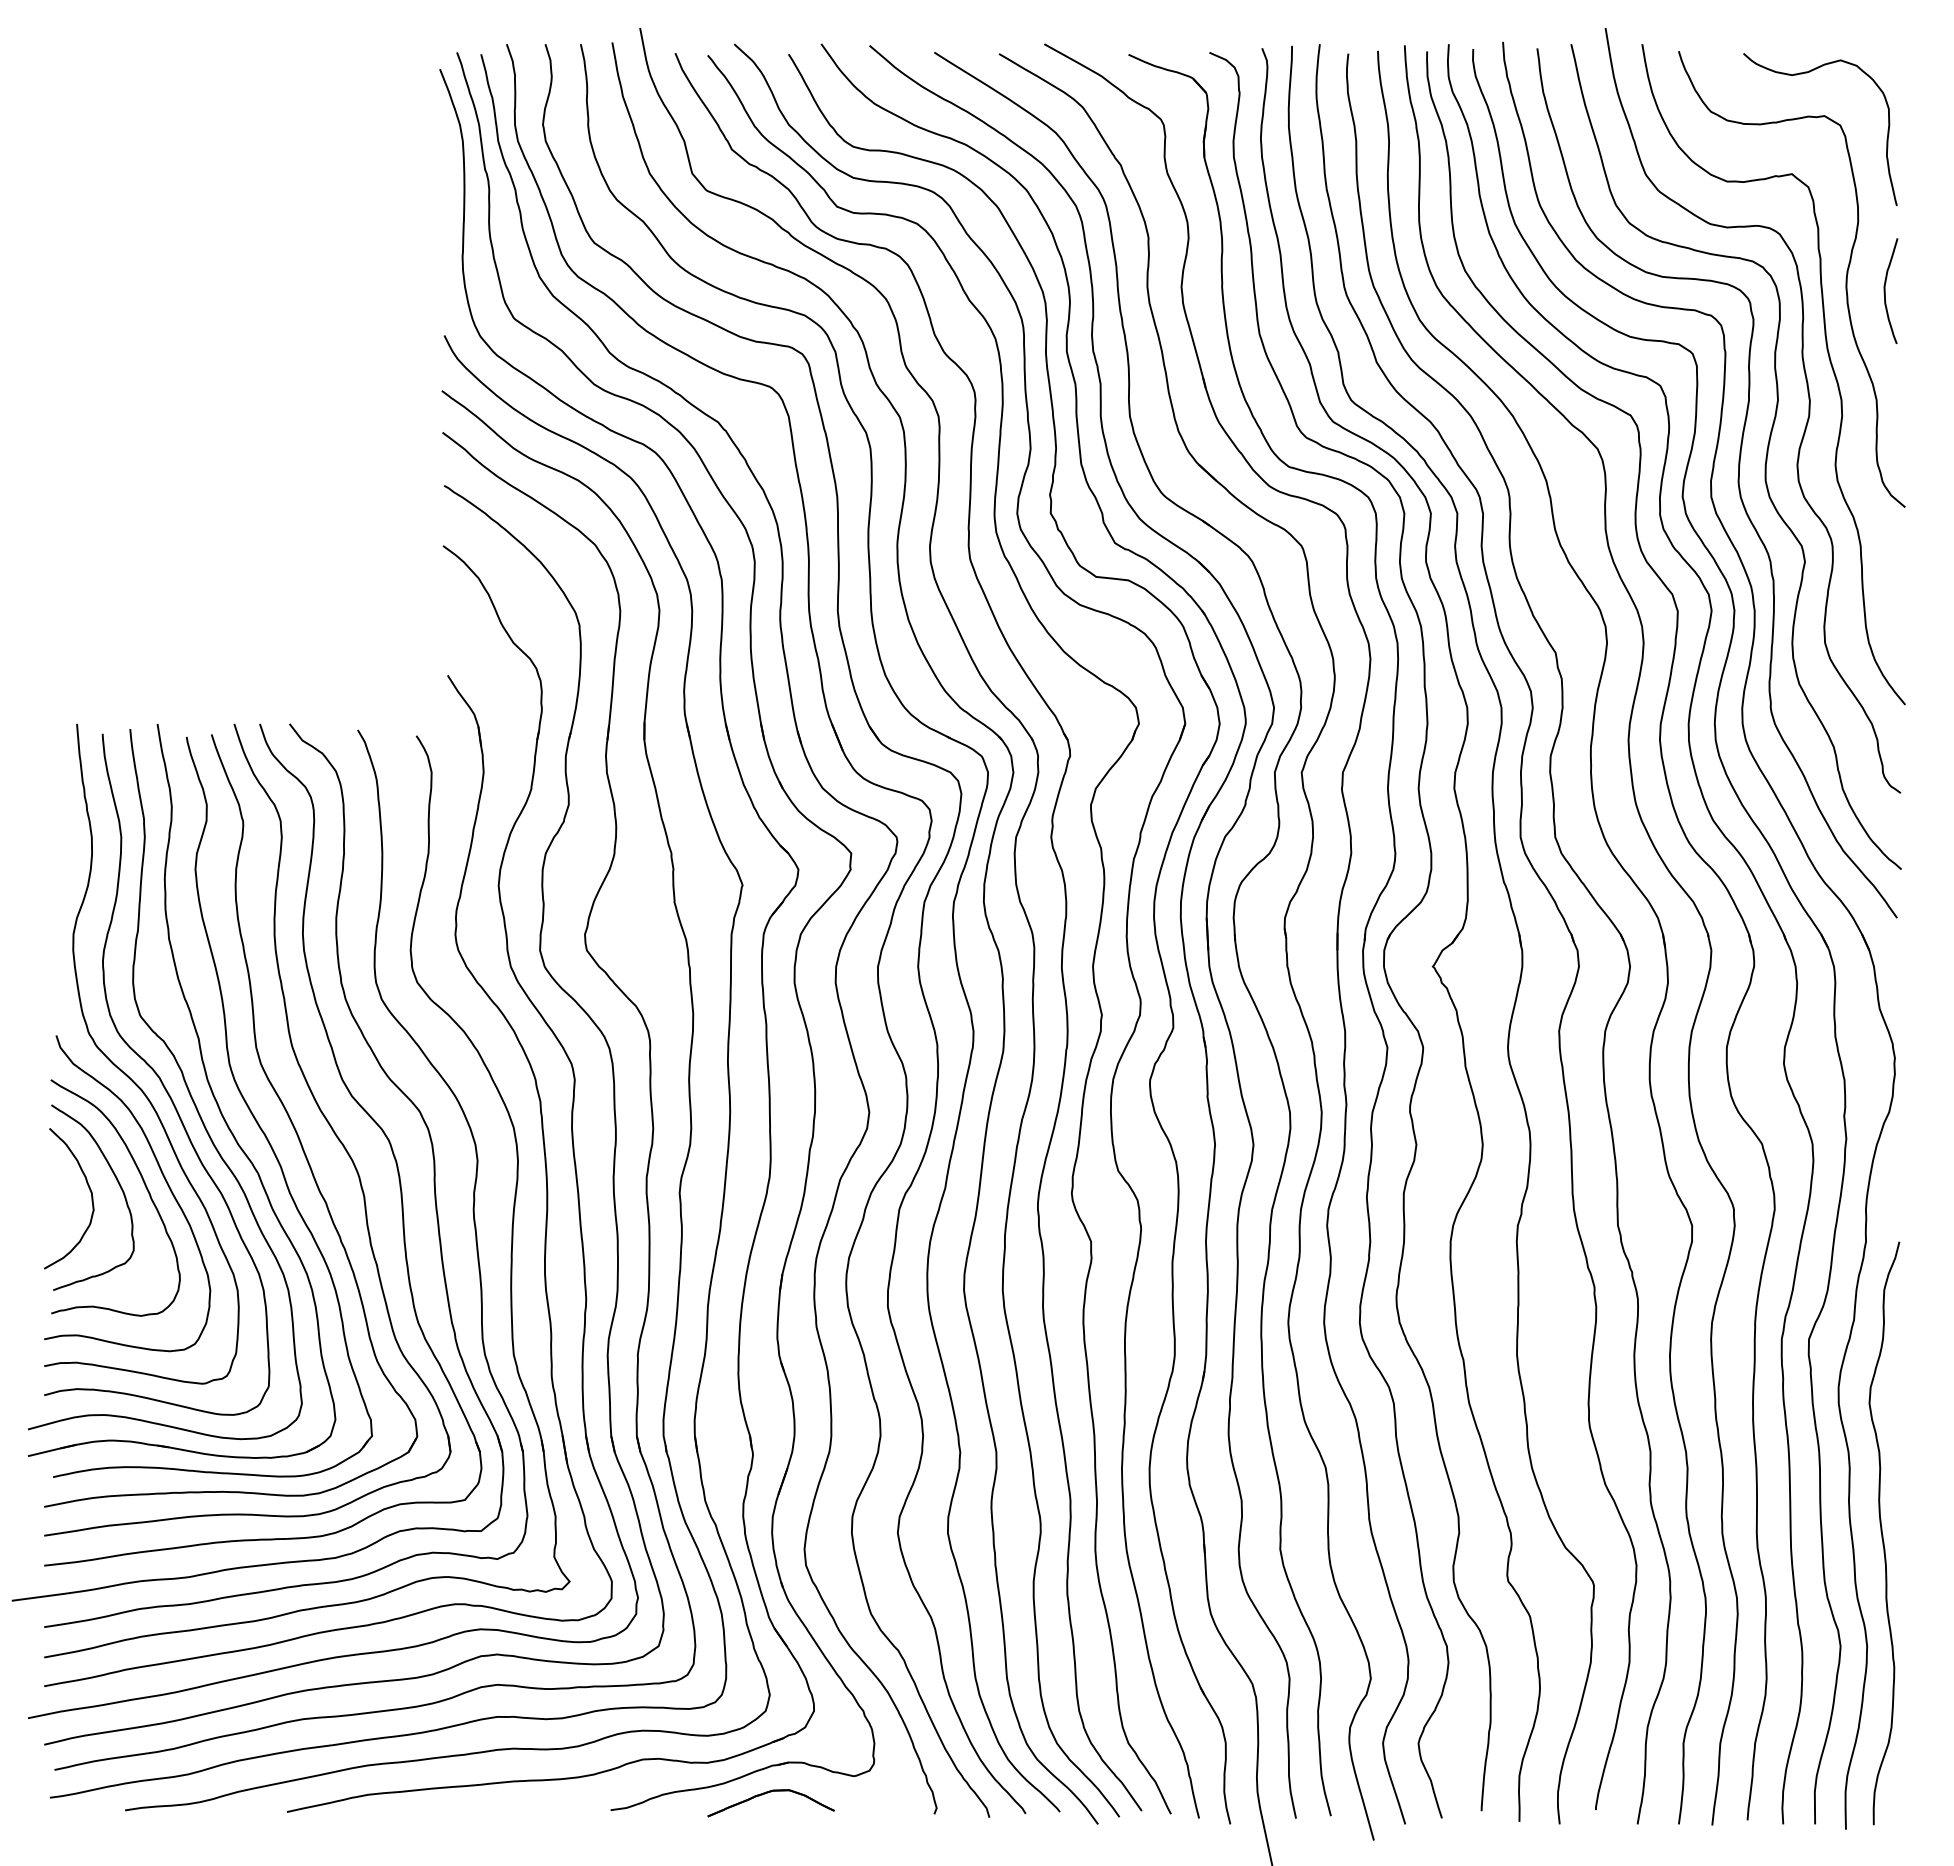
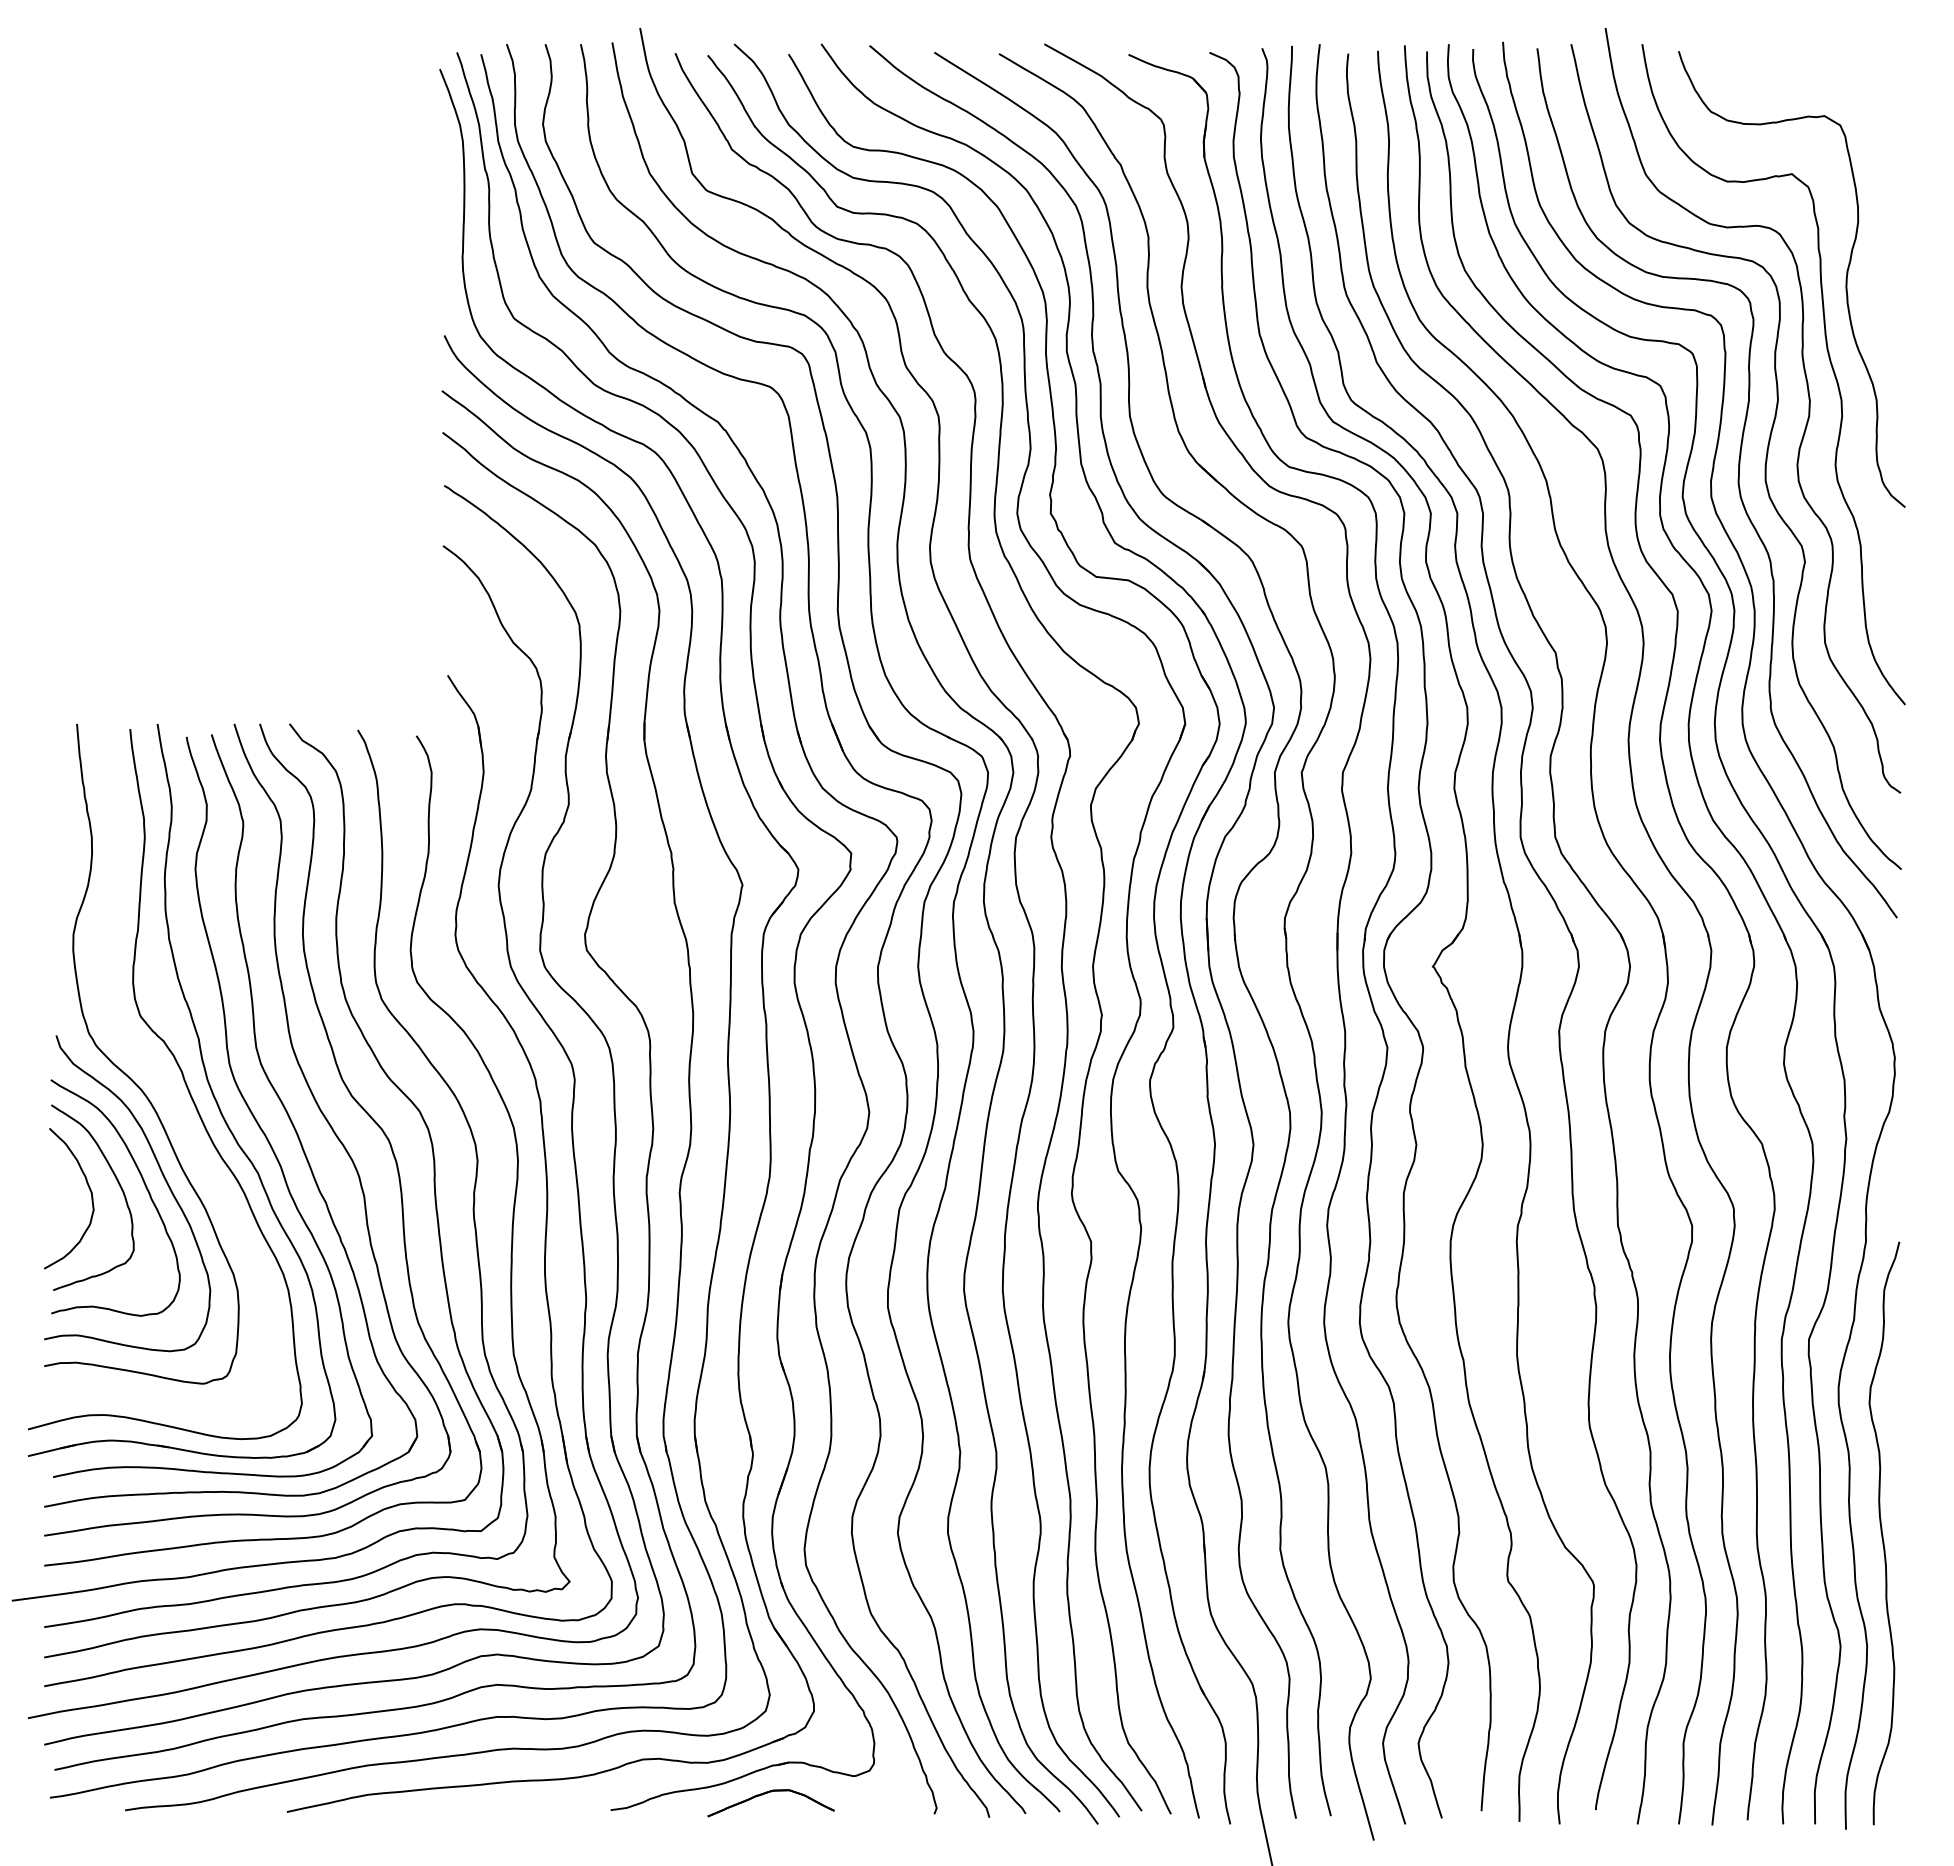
curve: present -> none (1807, 73)
curve: present -> none (1885, 291)
curve: present -> none (157, 1074)
